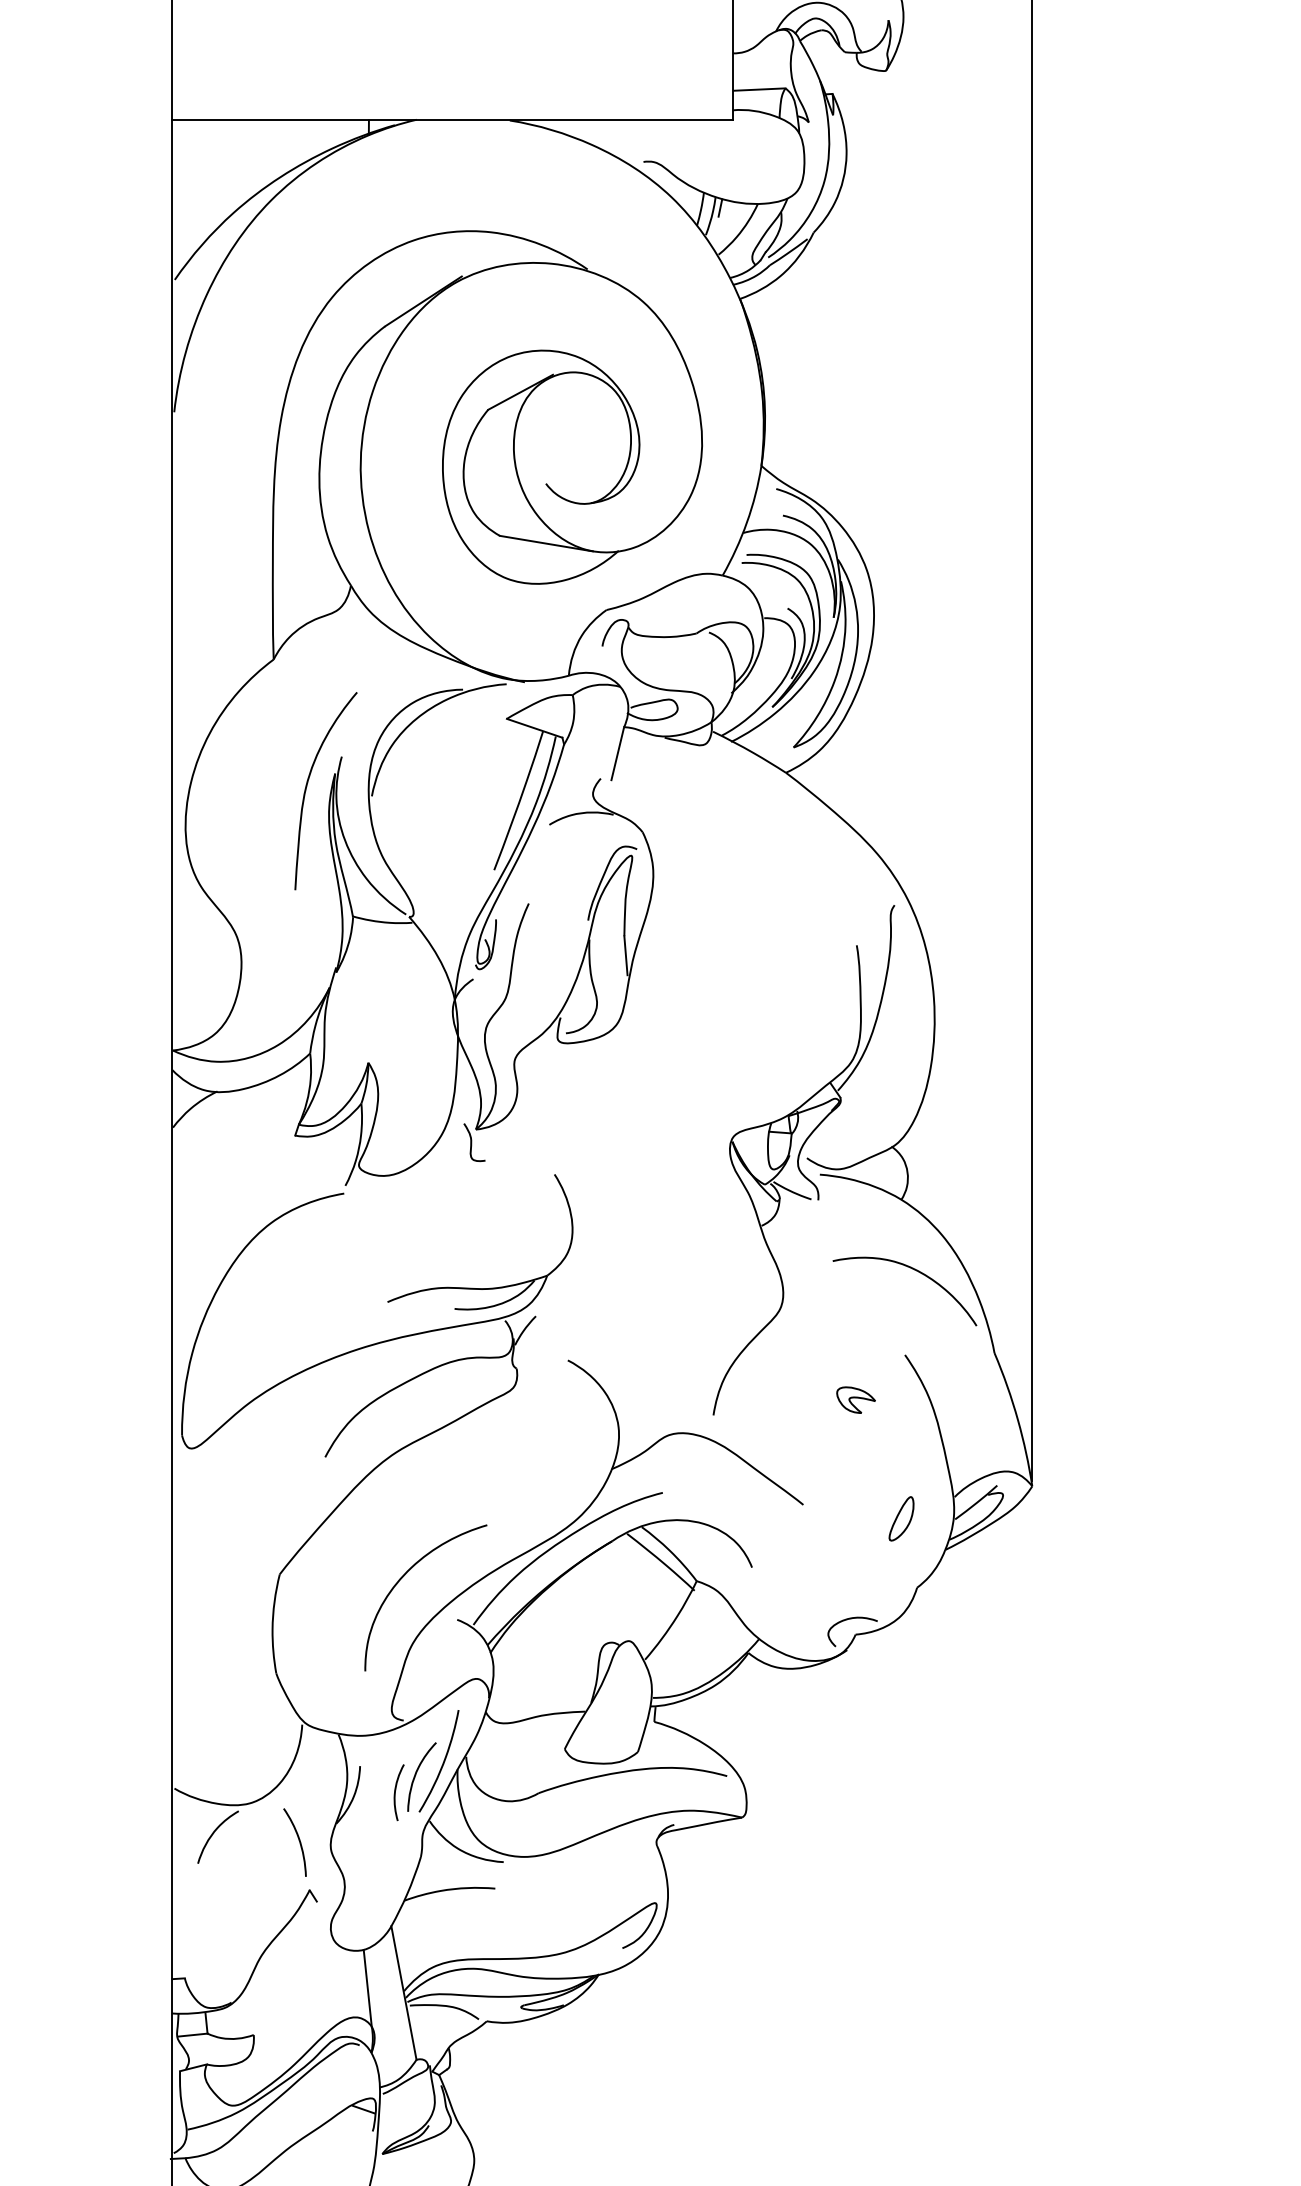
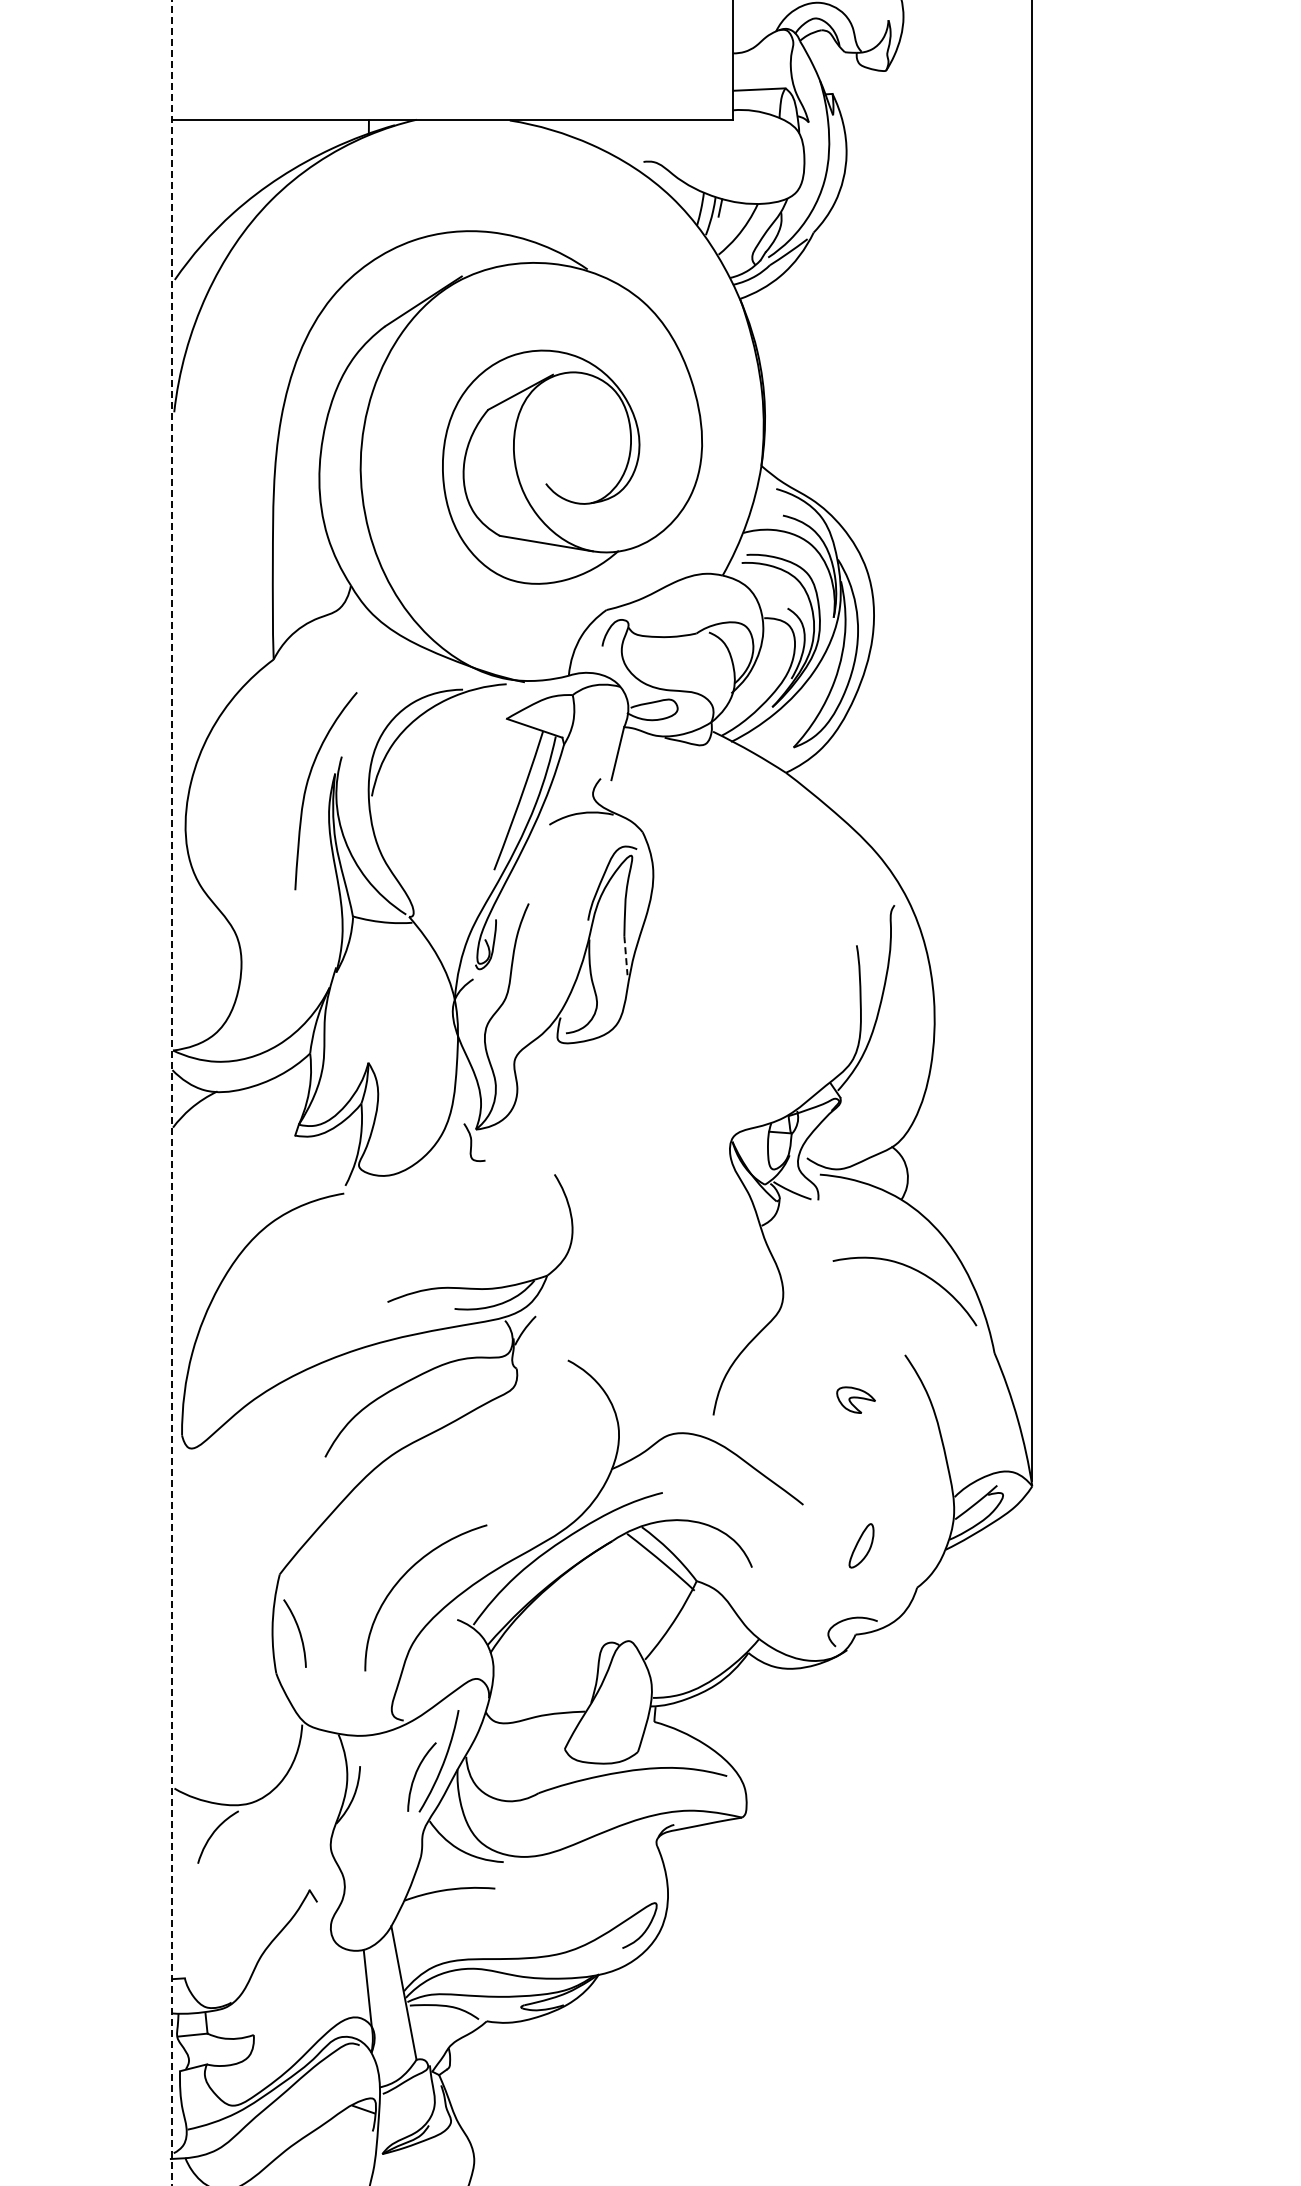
line: solid -> dashed (625, 955)
line: solid -> dashed (172, 1093)
part position: (901, 1518) -> (861, 1545) (861, 1545)
curve: present -> none (396, 1790)
curve position: (298, 1840) -> (298, 1631) (298, 1631)
